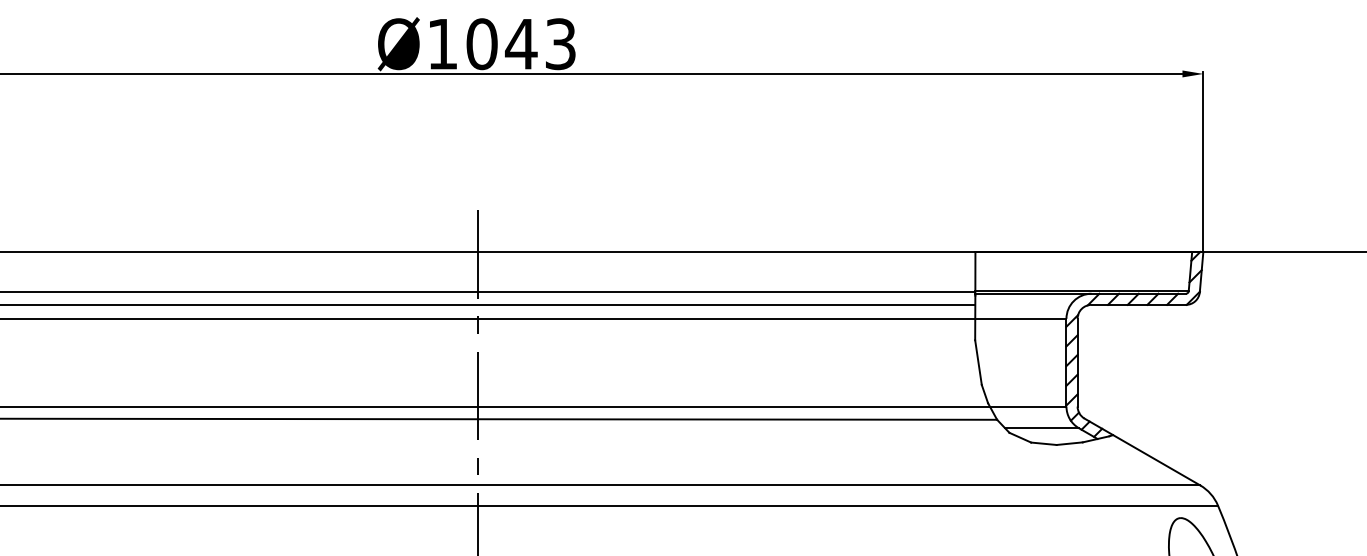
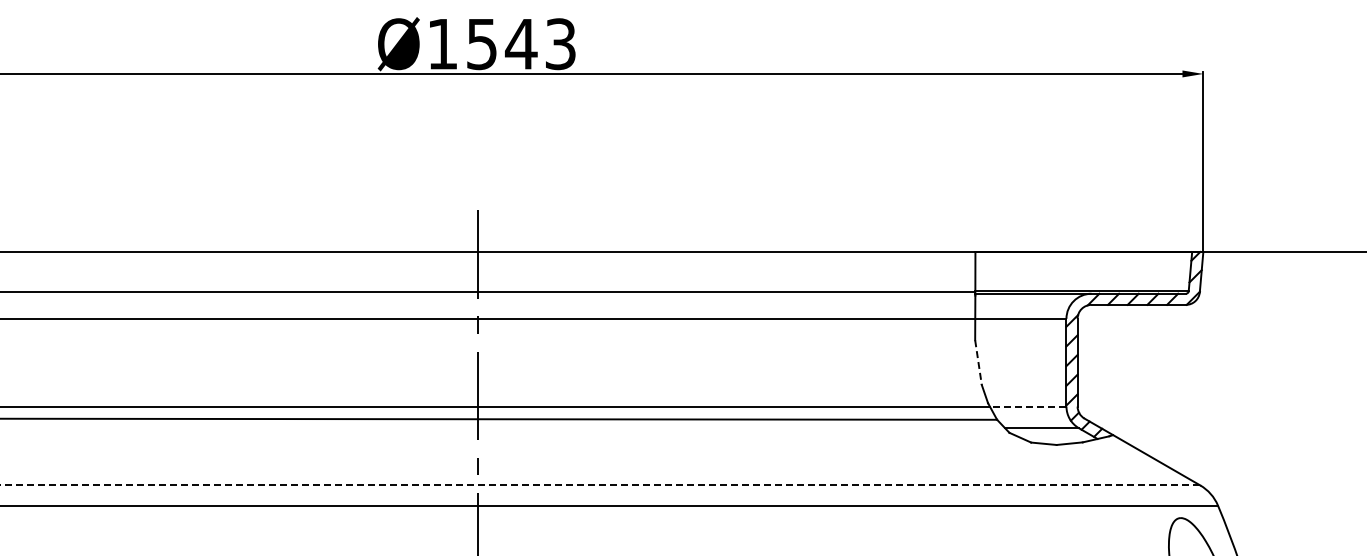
text: Ø1043 -> Ø1543 (481, 44)
line: present -> none (488, 304)
line: solid -> dashed (978, 362)
line: solid -> dashed (1027, 406)
line: solid -> dashed (600, 485)
